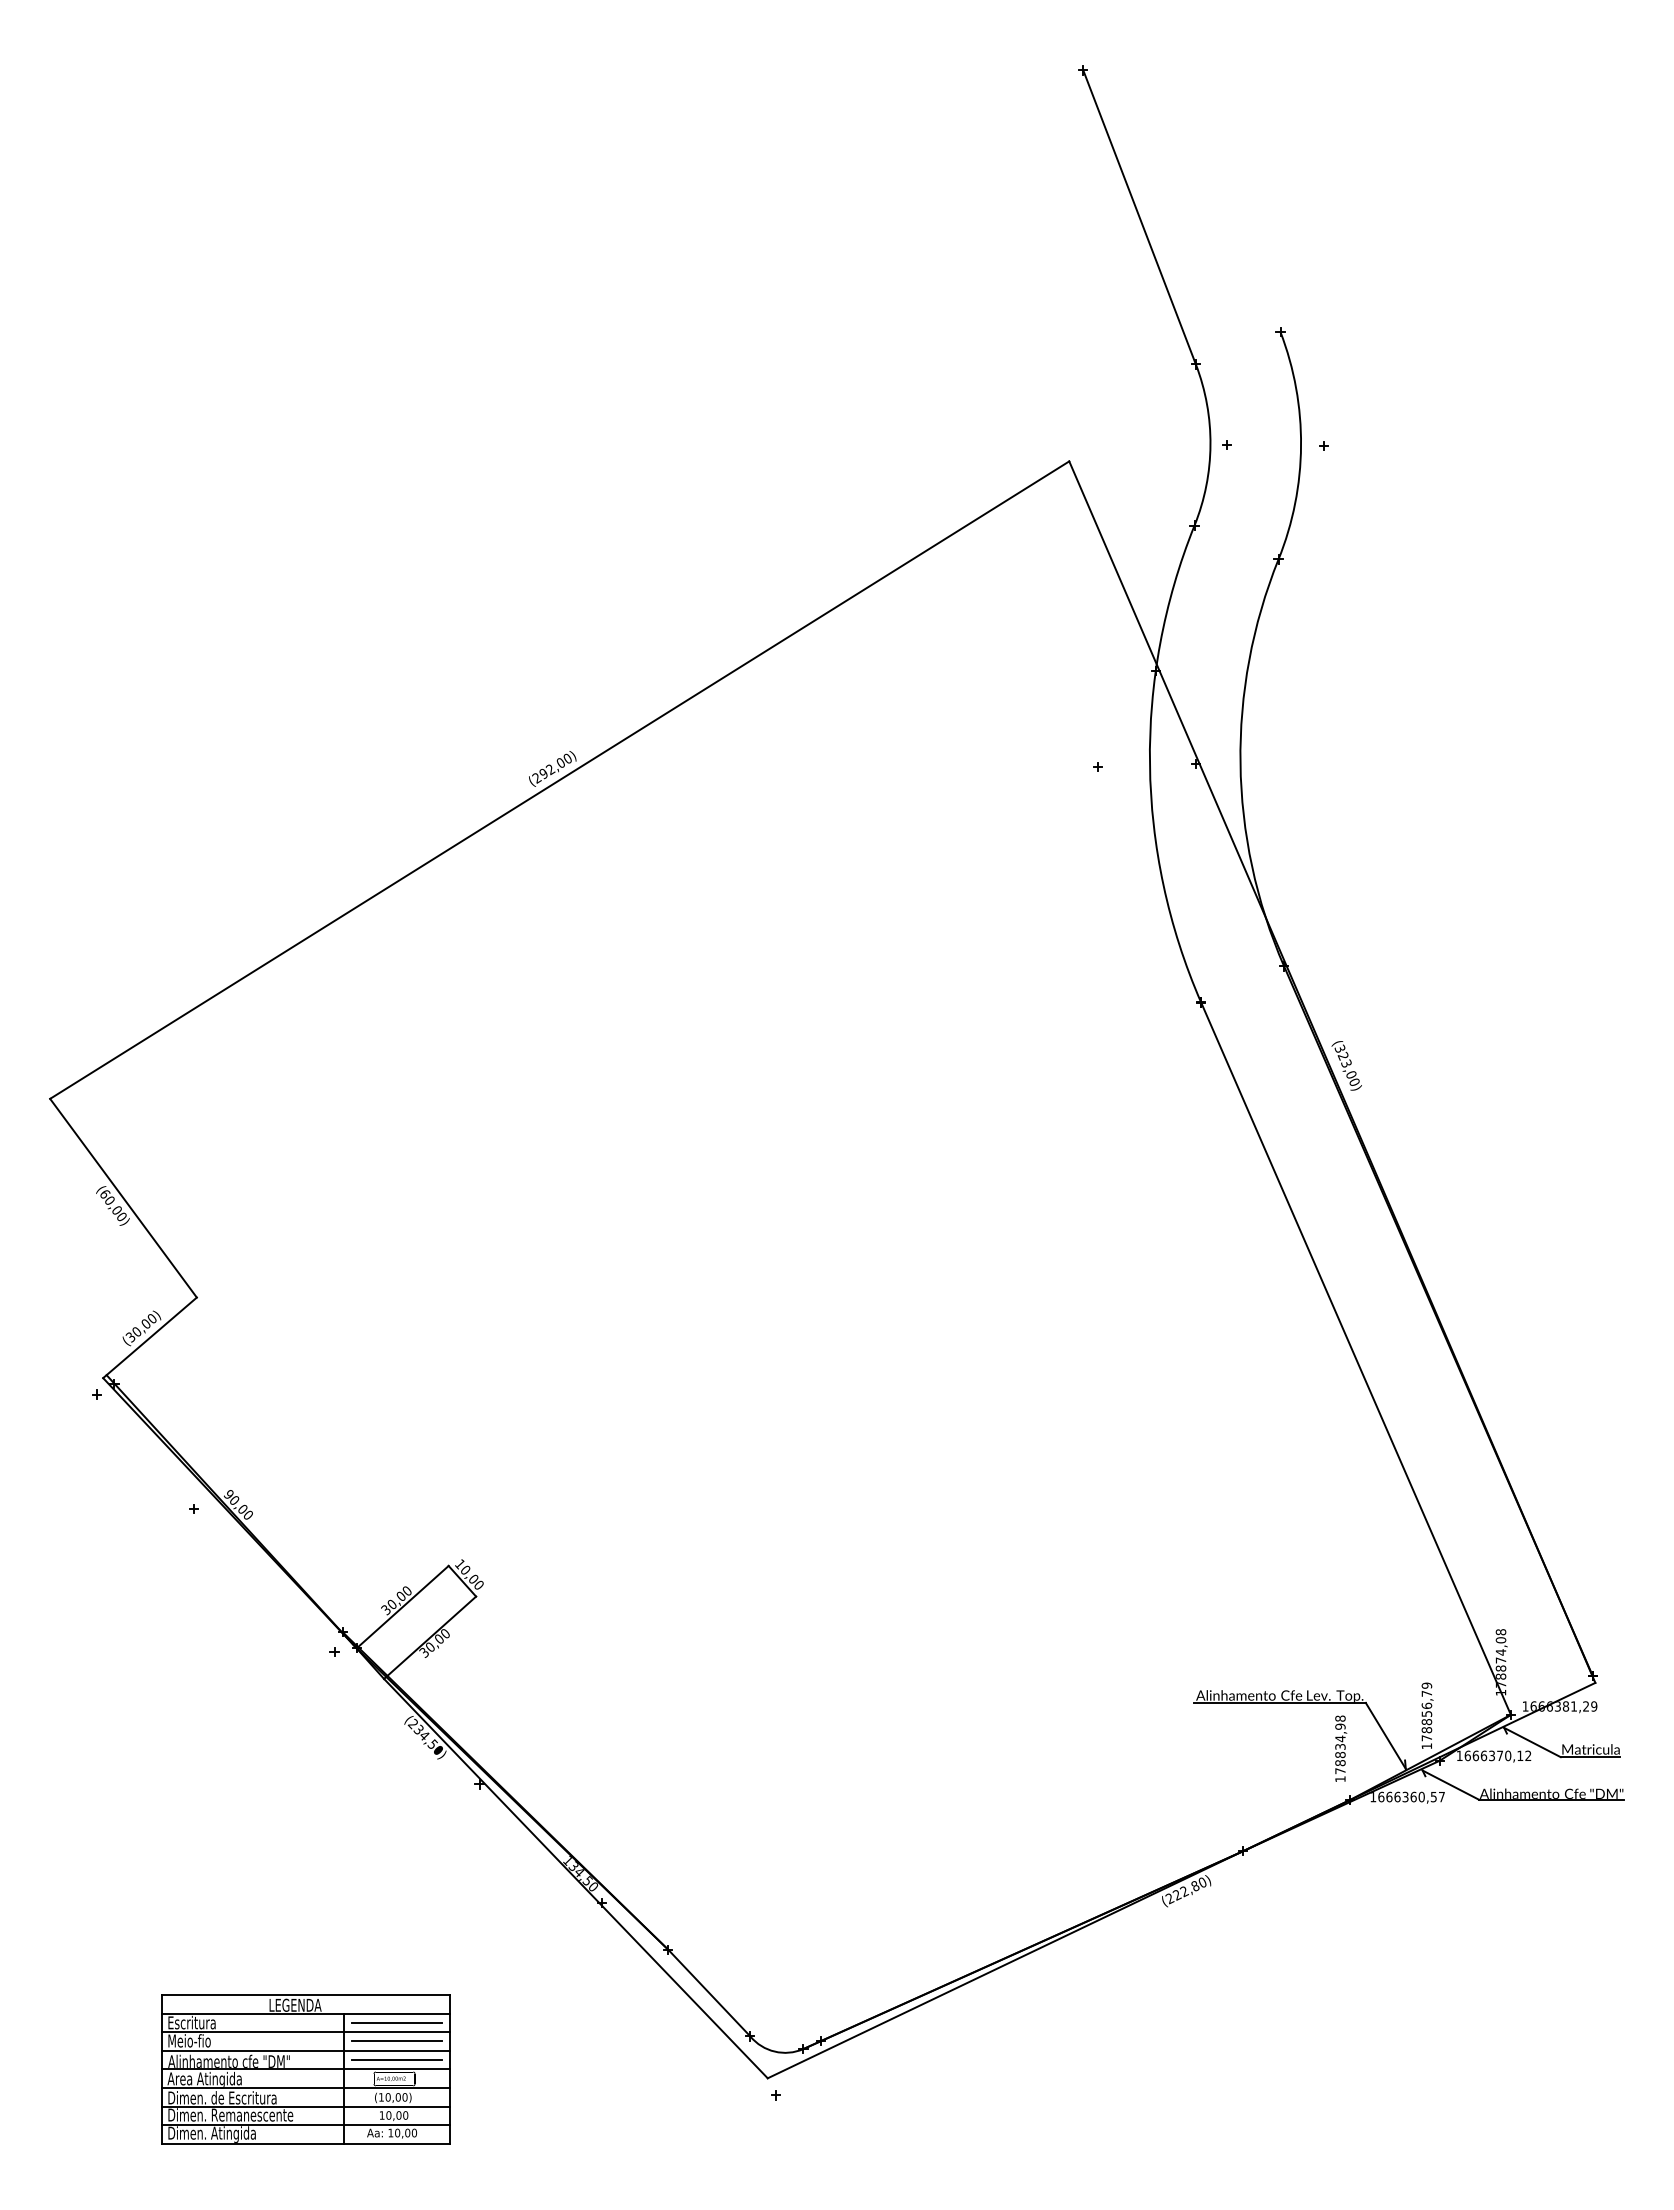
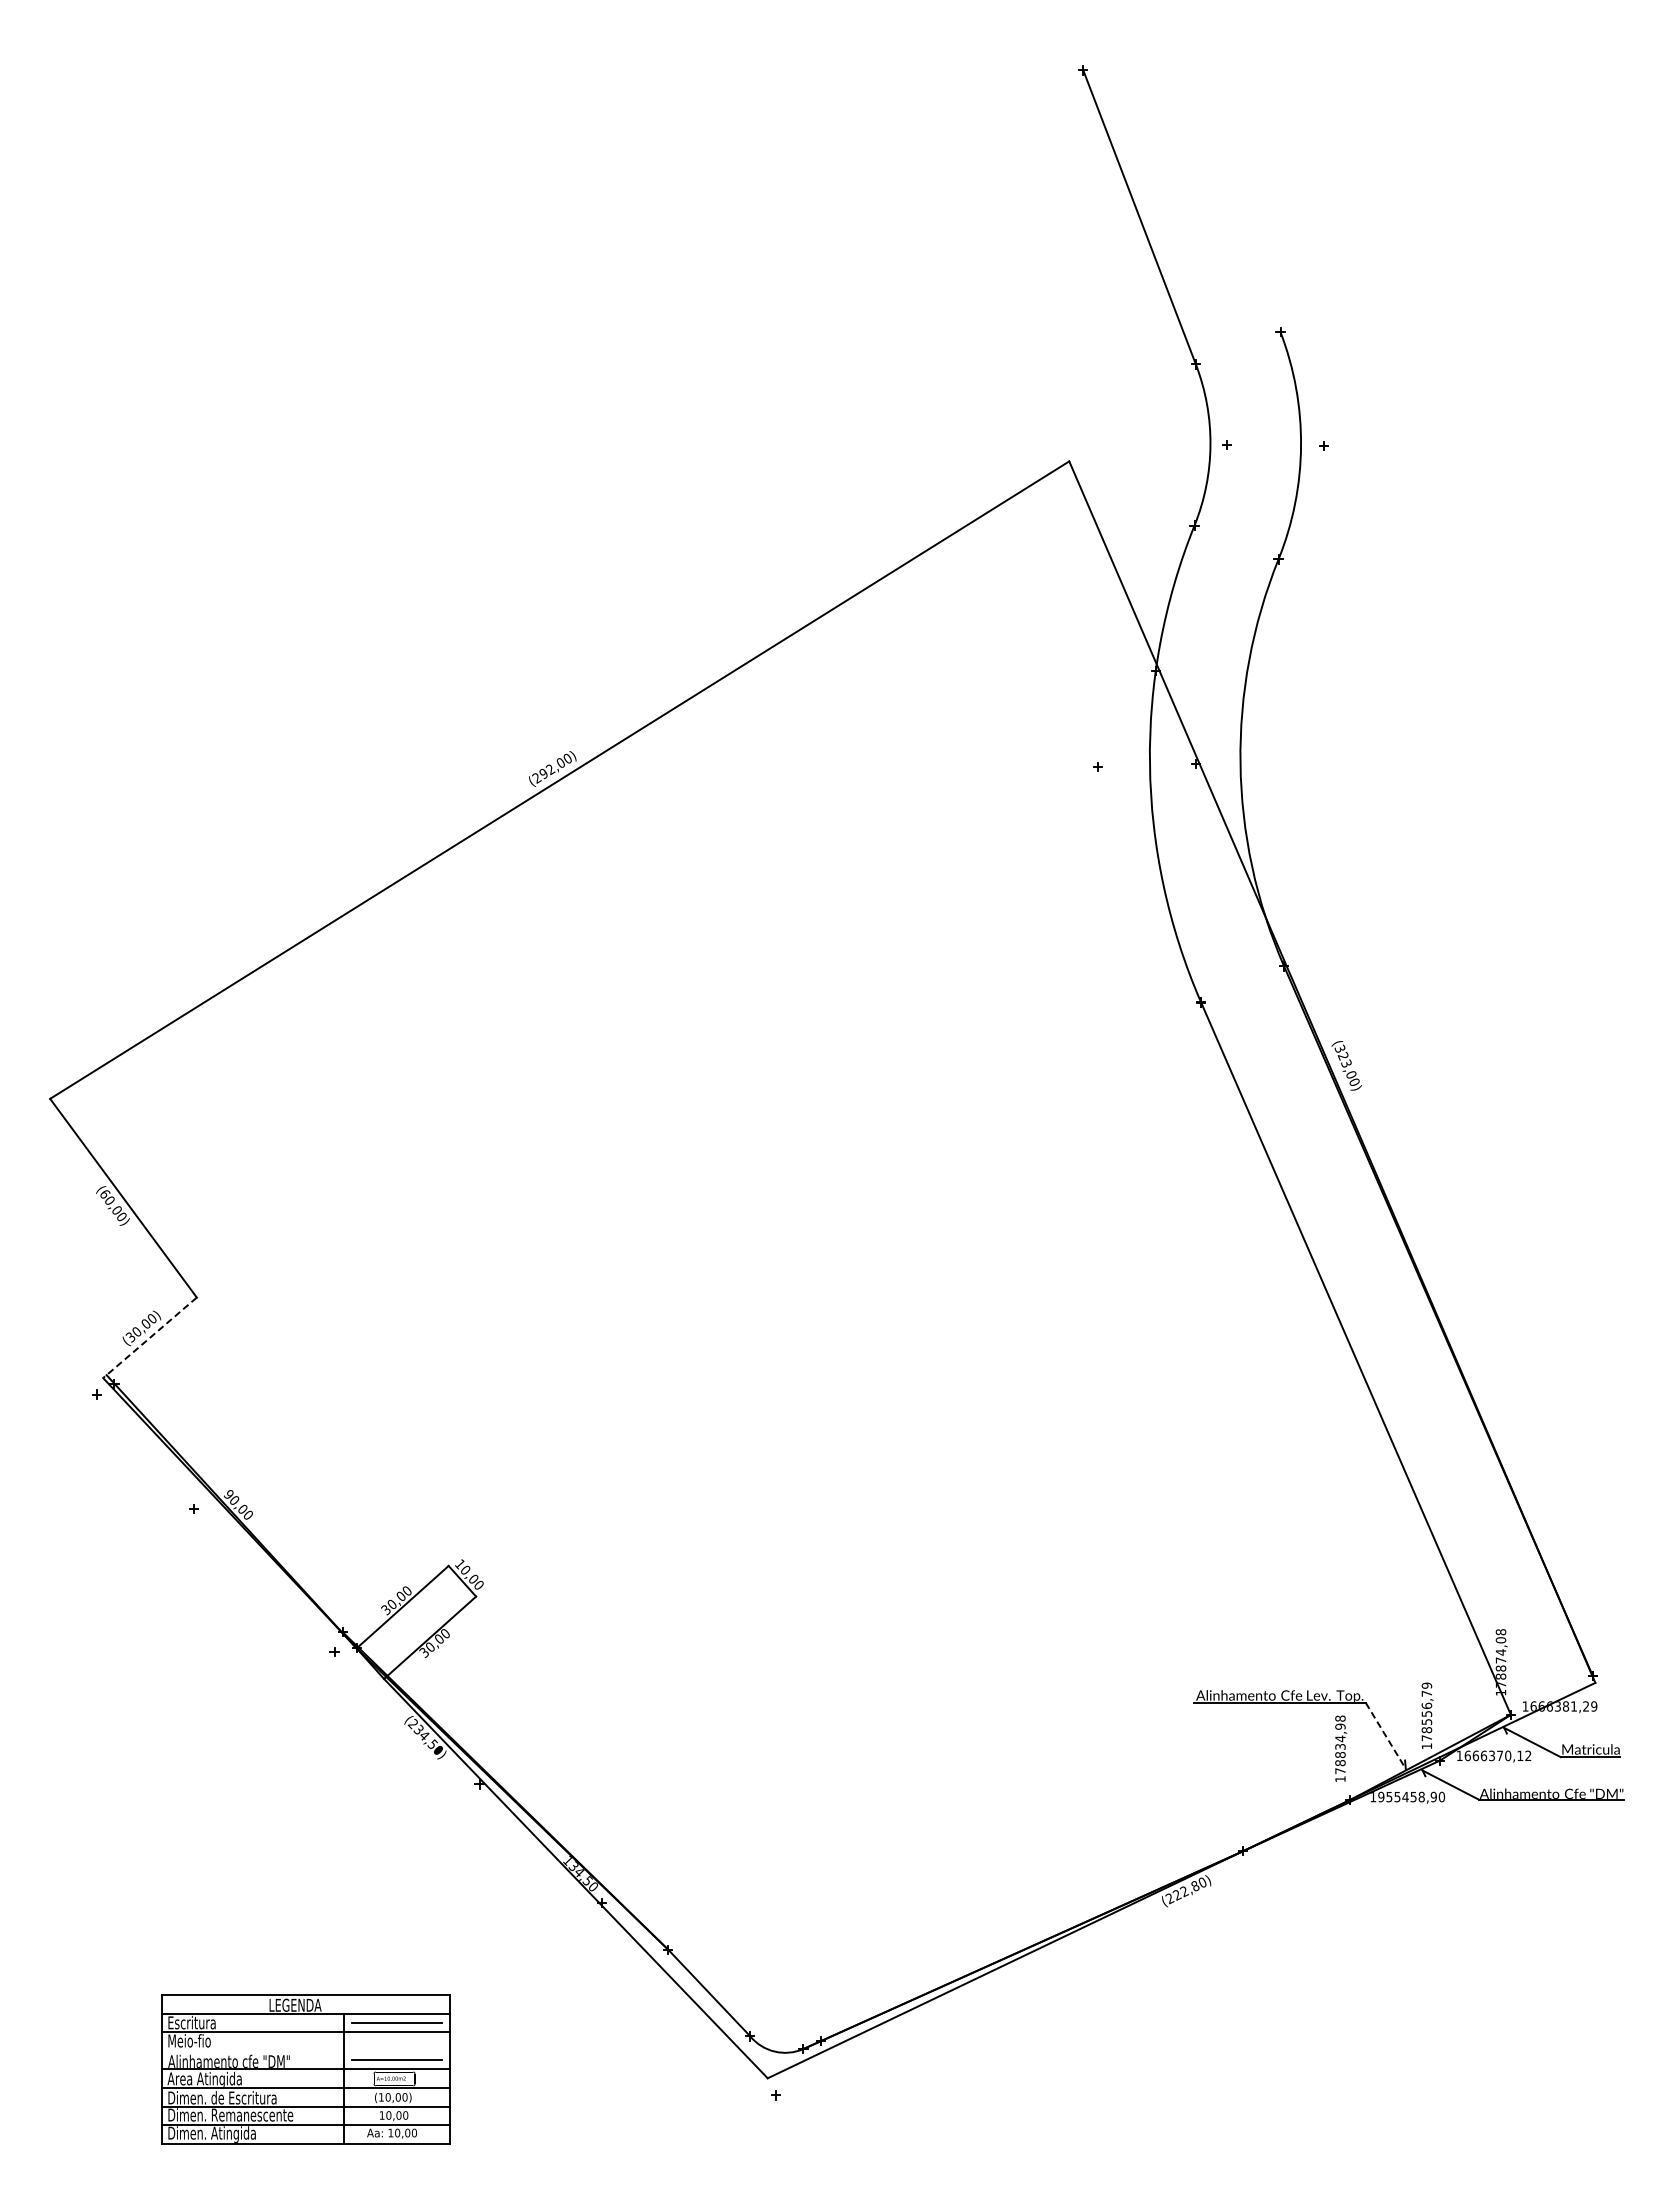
line: solid -> dashed (150, 1337)
text: 178856,79 -> 178556,79 (1426, 1722)
line: solid -> dashed (1385, 1735)
text: 1666360,57 -> 1955458,90 (1411, 1796)
line: present -> none (397, 2041)
line: present -> none (305, 2050)
